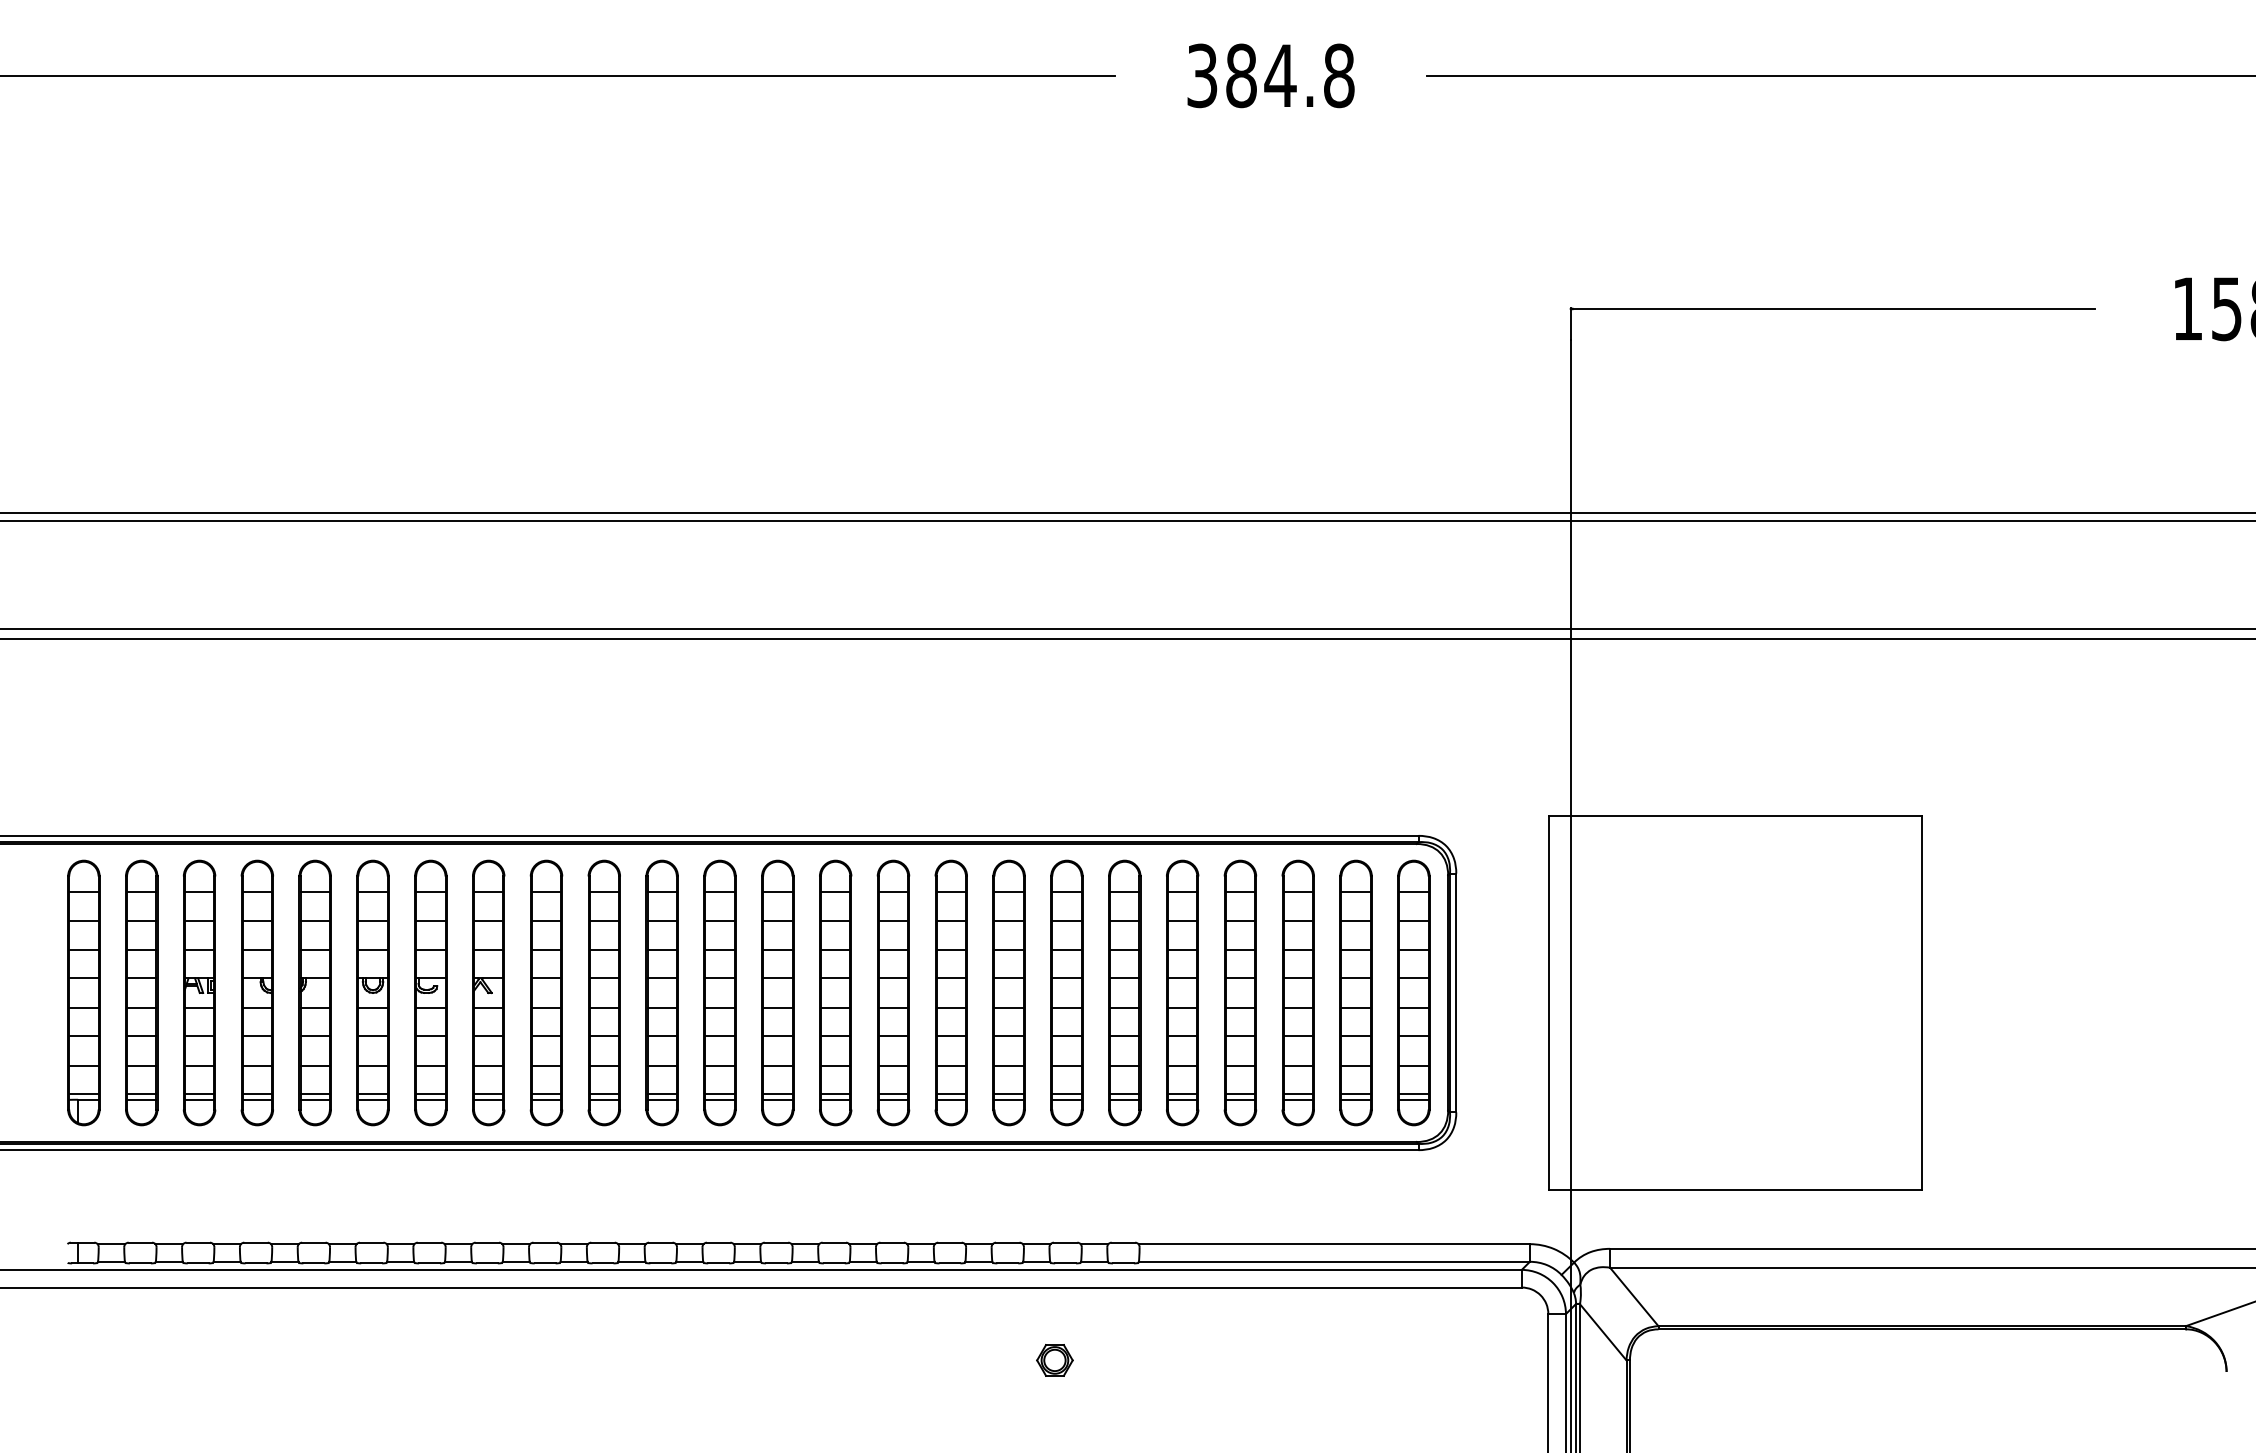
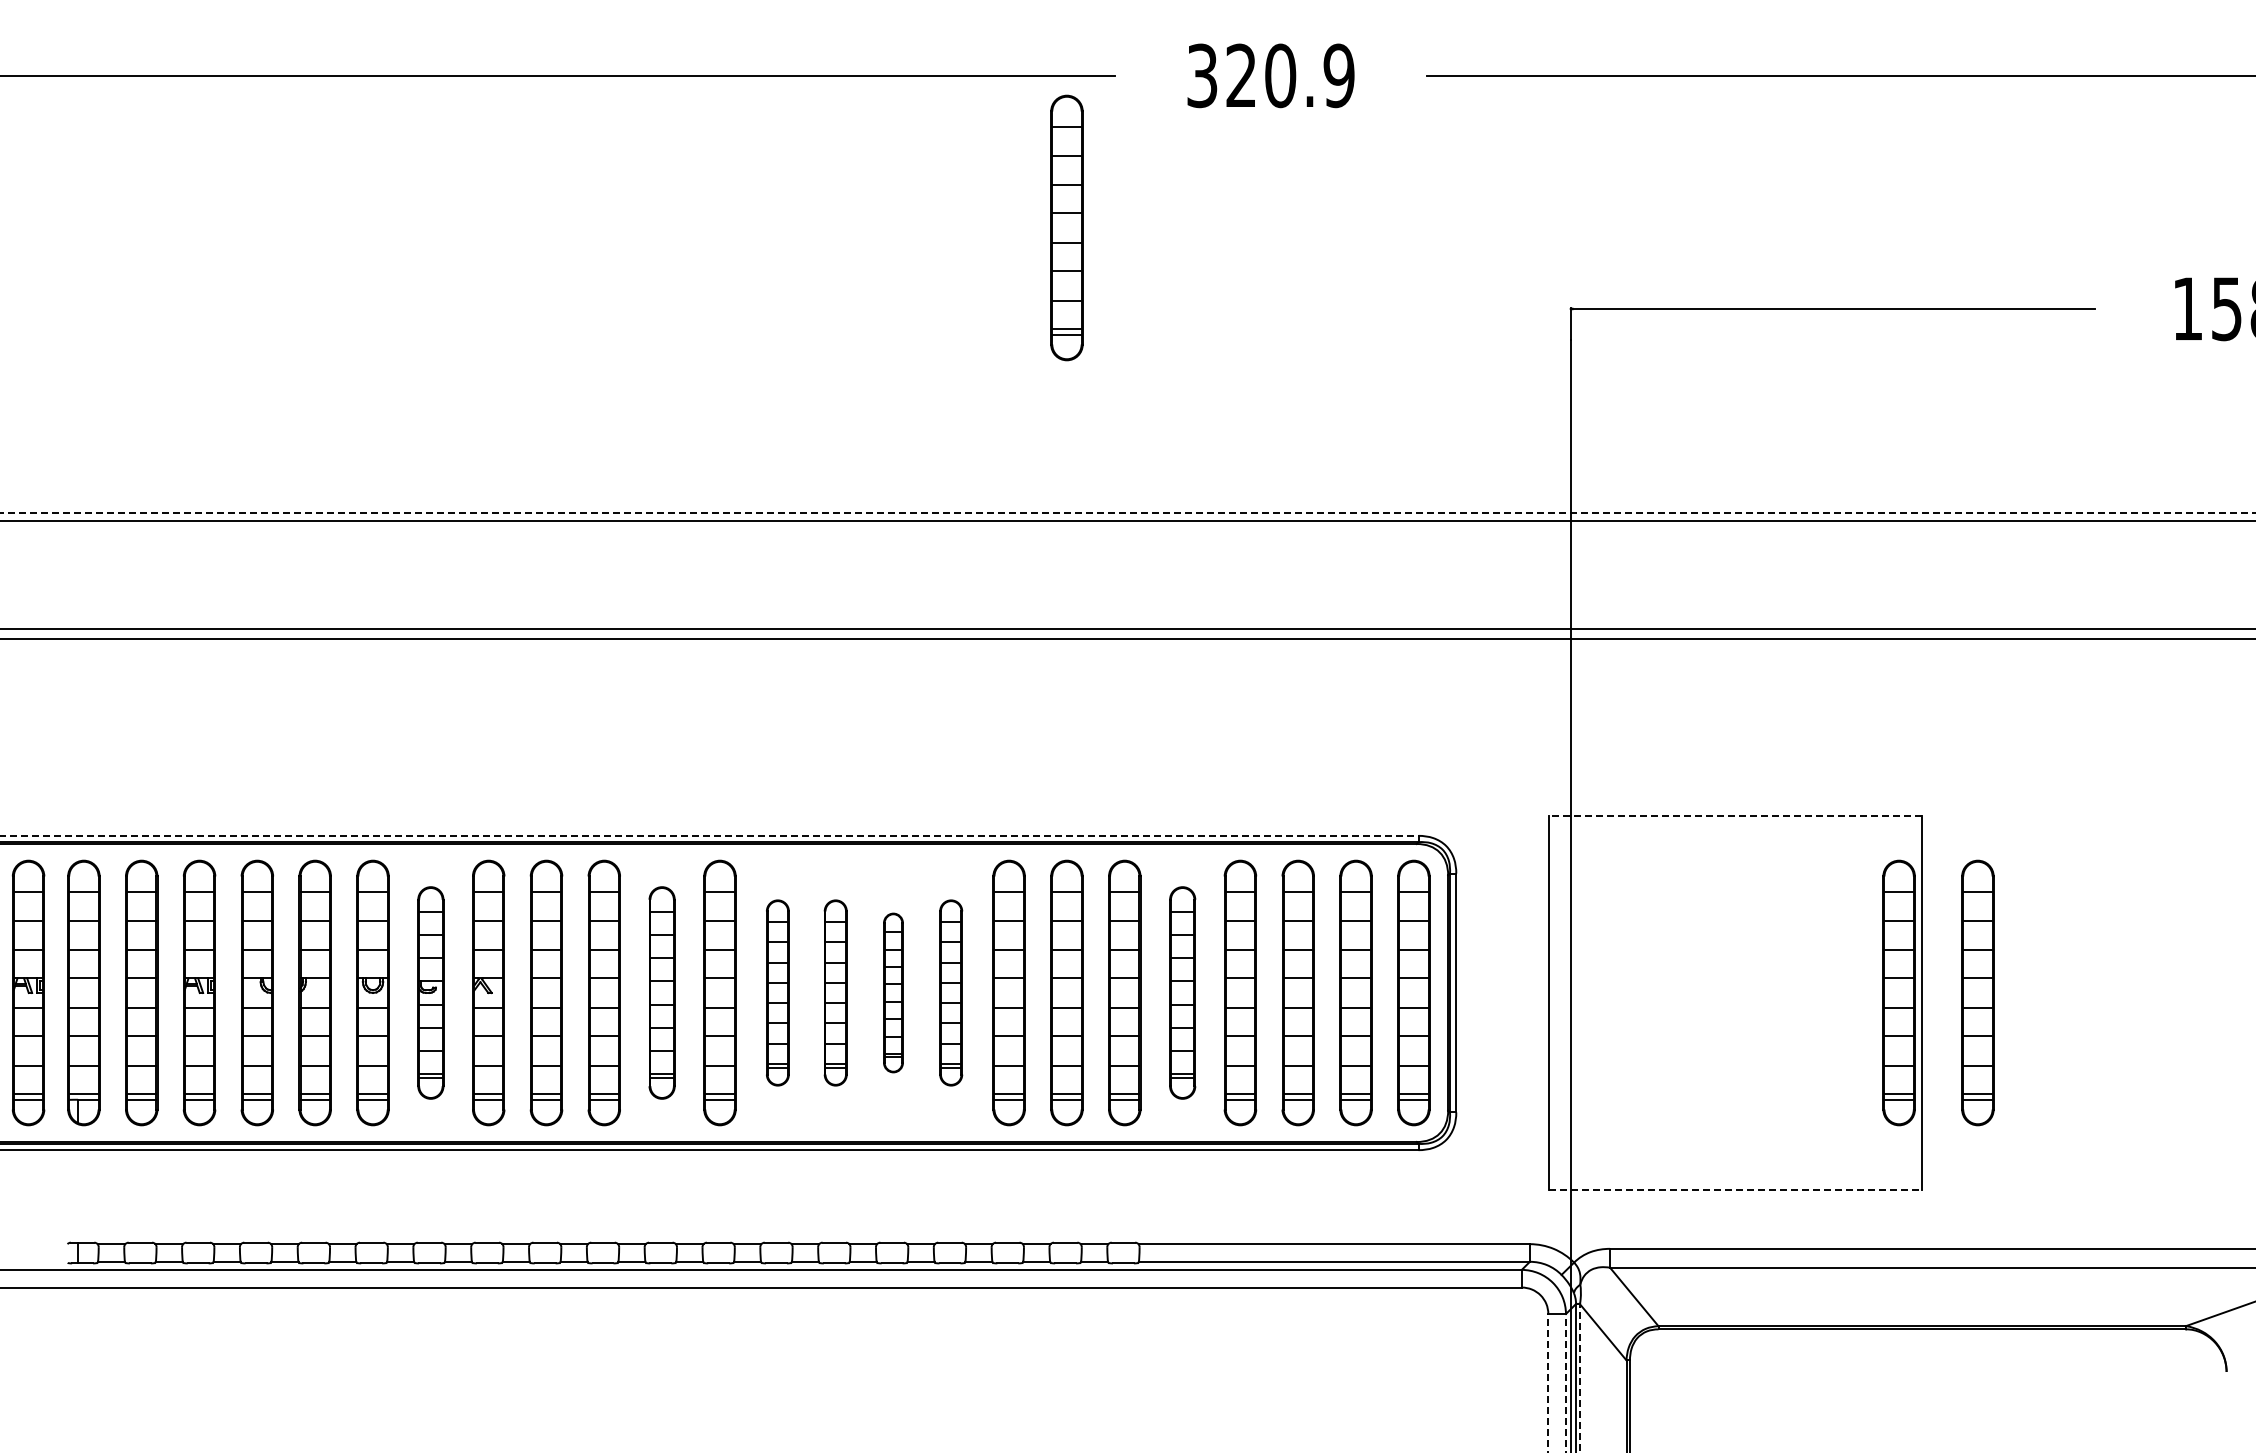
text: 384.8 -> 320.9 (1290, 75)
part: none -> present (1066, 227)
line: solid -> dashed (1127, 513)
line: solid -> dashed (1735, 815)
line: solid -> dashed (709, 835)
part: none -> present (28, 992)
part size: 34x268 px -> 28x214 px (430, 992)
part size: 34x268 px -> 28x214 px (661, 992)
part size: 34x268 px -> 24x188 px (777, 992)
part size: 34x268 px -> 25x188 px (835, 992)
part size: 35x268 px -> 21x162 px (893, 992)
part size: 34x268 px -> 25x188 px (951, 992)
part size: 34x268 px -> 28x214 px (1182, 992)
part: none -> present (1898, 992)
part: none -> present (1977, 992)
line: solid -> dashed (1735, 1189)
part: present -> none (1054, 1360)
line: solid -> dashed (1580, 1378)
line: solid -> dashed (1548, 1383)
line: solid -> dashed (1565, 1383)
